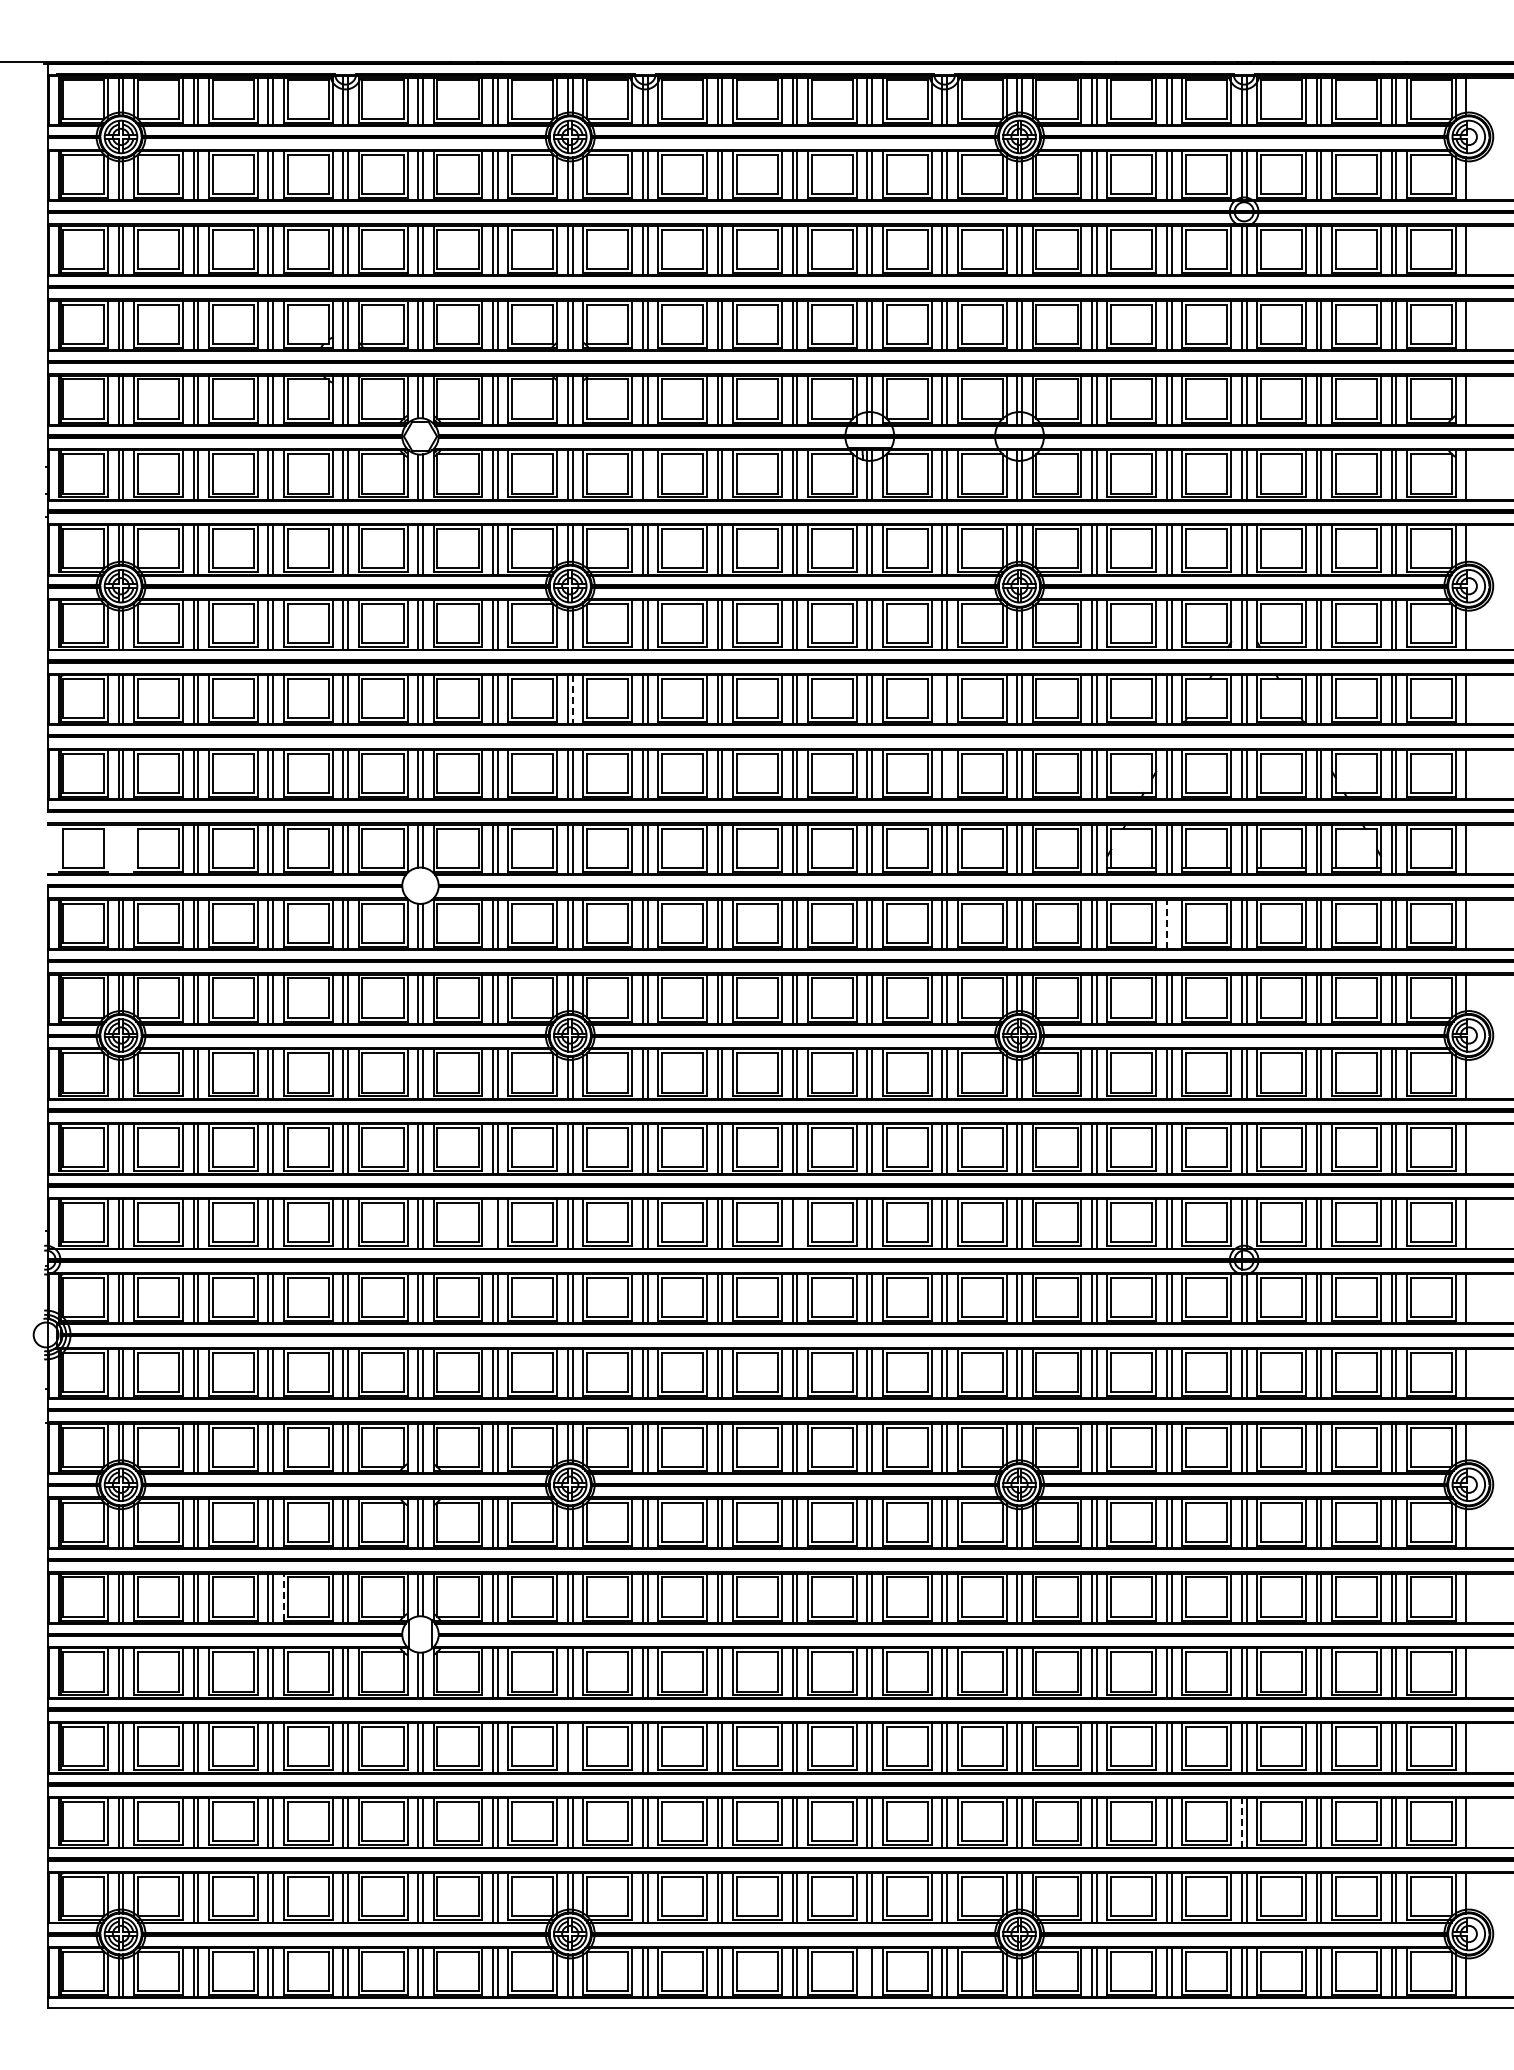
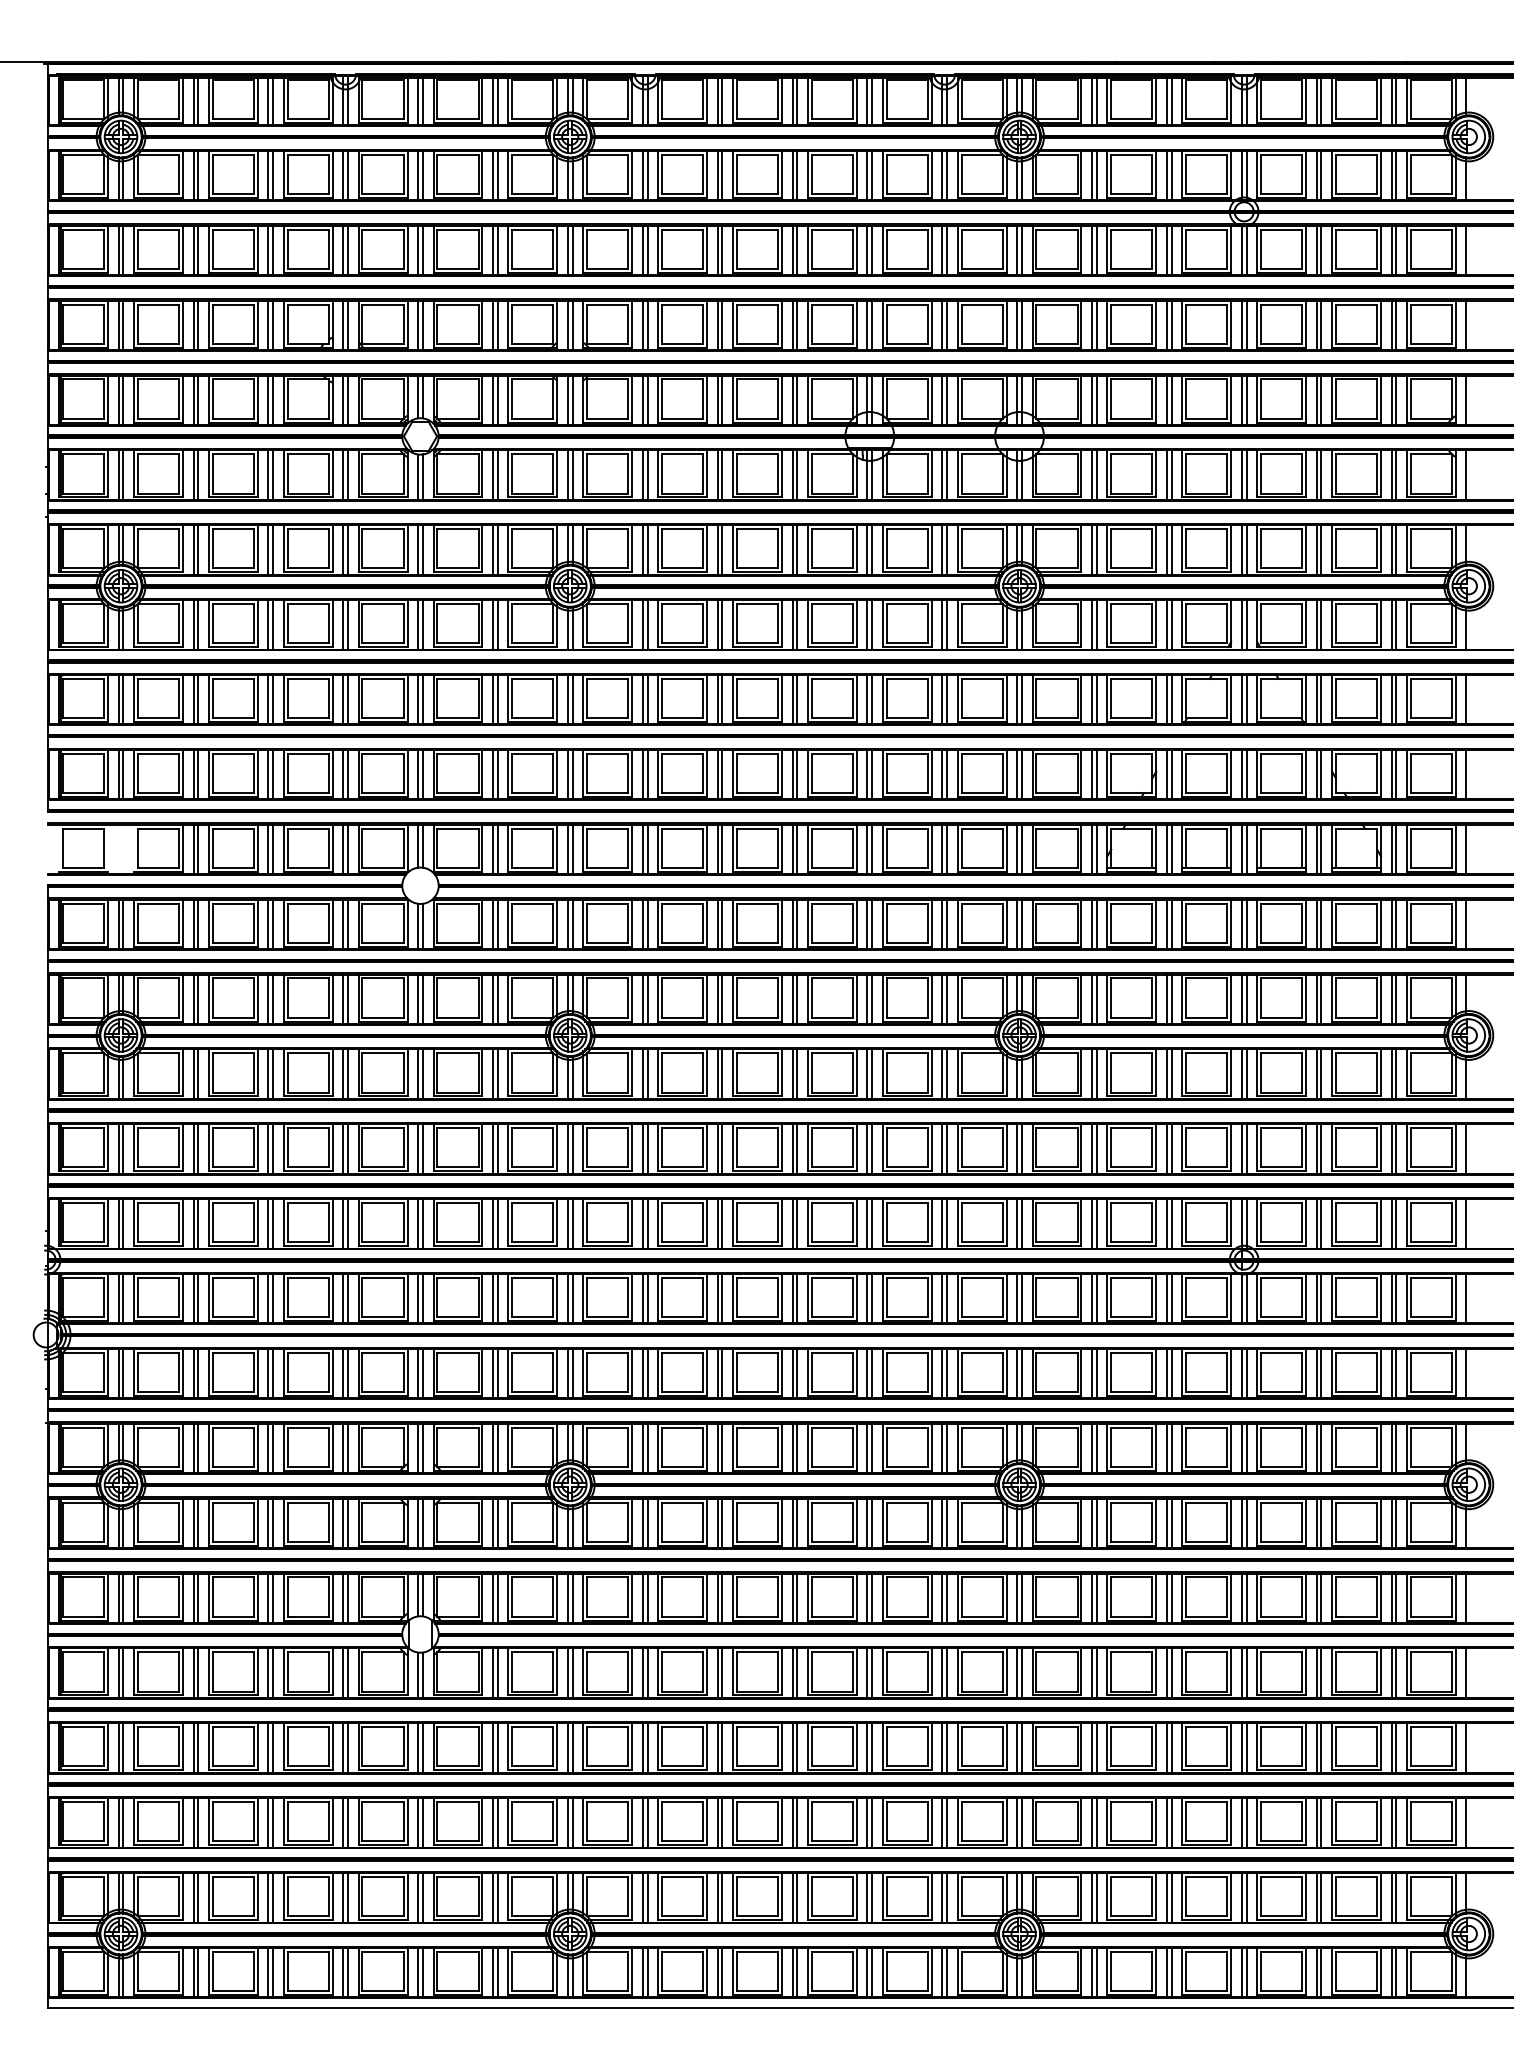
line: none -> present (647, 474)
line: dashed -> solid (572, 699)
line: none -> present (942, 699)
line: none -> present (947, 774)
line: dashed -> solid (1166, 924)
line: none -> present (1171, 924)
line: none -> present (493, 1223)
line: none -> present (797, 1223)
line: dashed -> solid (283, 1596)
line: none -> present (572, 1747)
line: dashed -> solid (1241, 1822)
line: none -> present (867, 1972)
